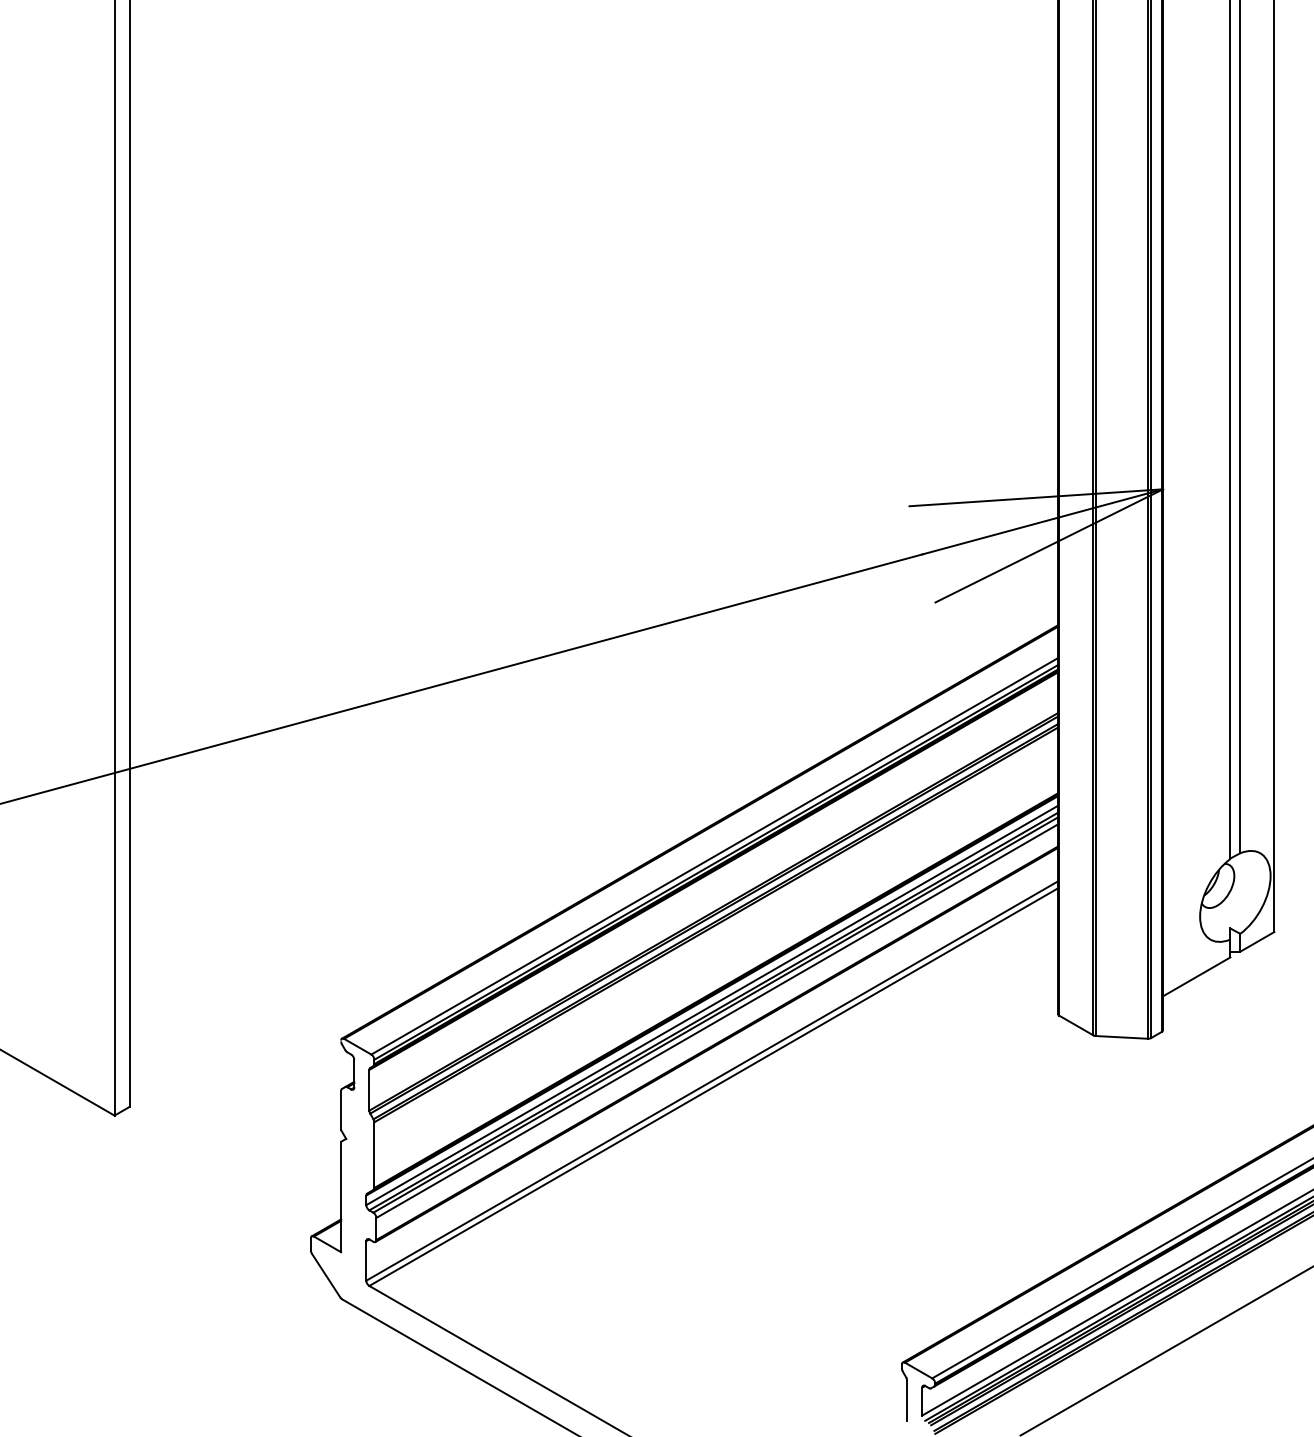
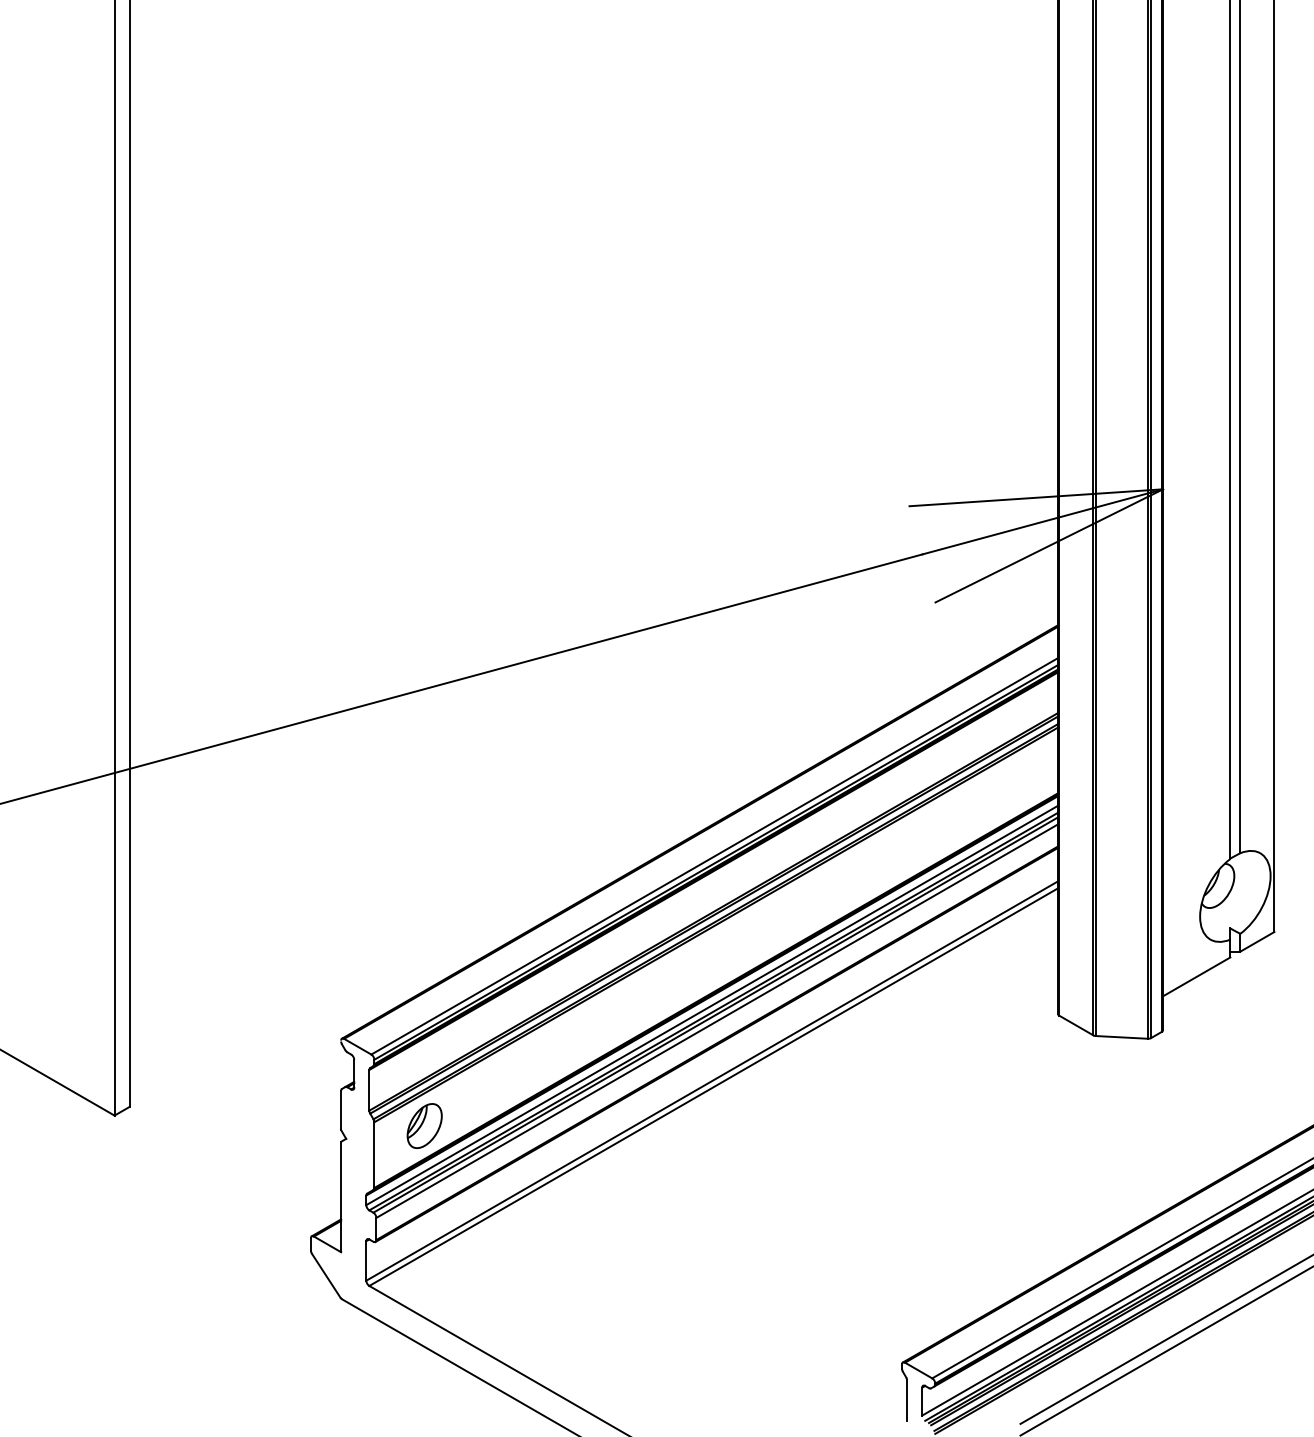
part: none -> present (424, 1126)
line: none -> present (1165, 1339)
